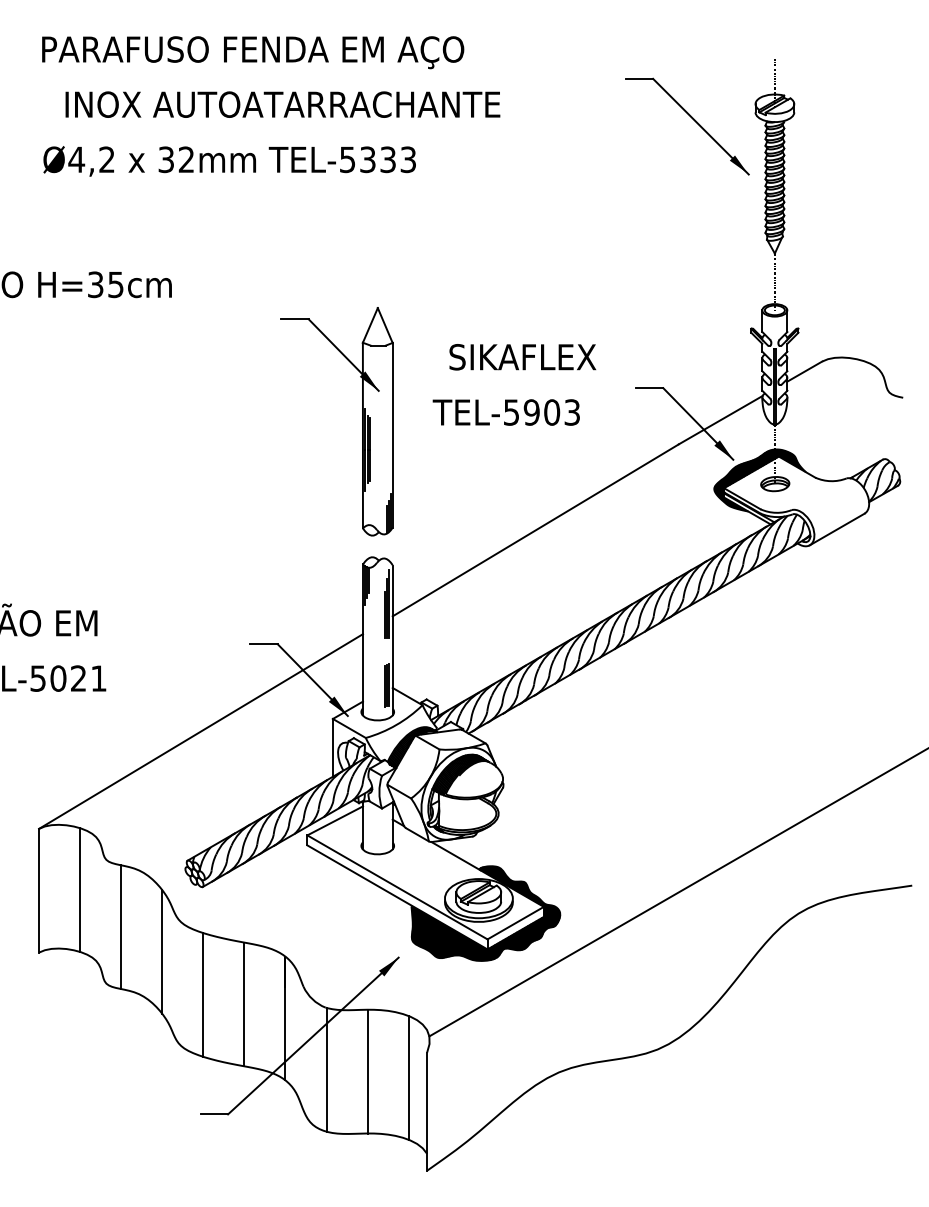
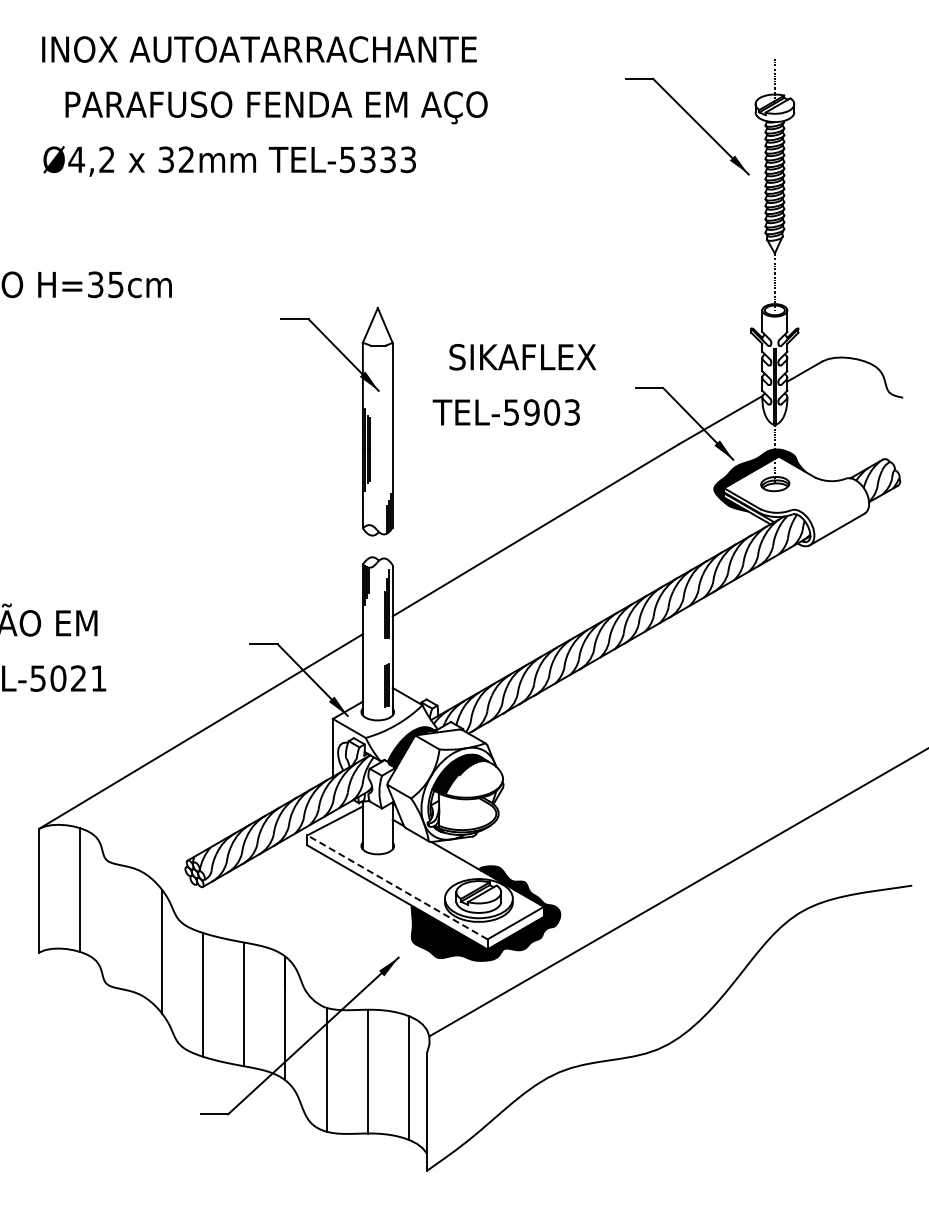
text: PARAFUSO FENDA EM AÇO -> INOX AUTOATARRACHANTE (260, 52)
text: INOX AUTOATARRACHANTE -> PARAFUSO FENDA EM AÇO (284, 107)
line: solid -> dashed (397, 887)
line: present -> none (121, 927)
